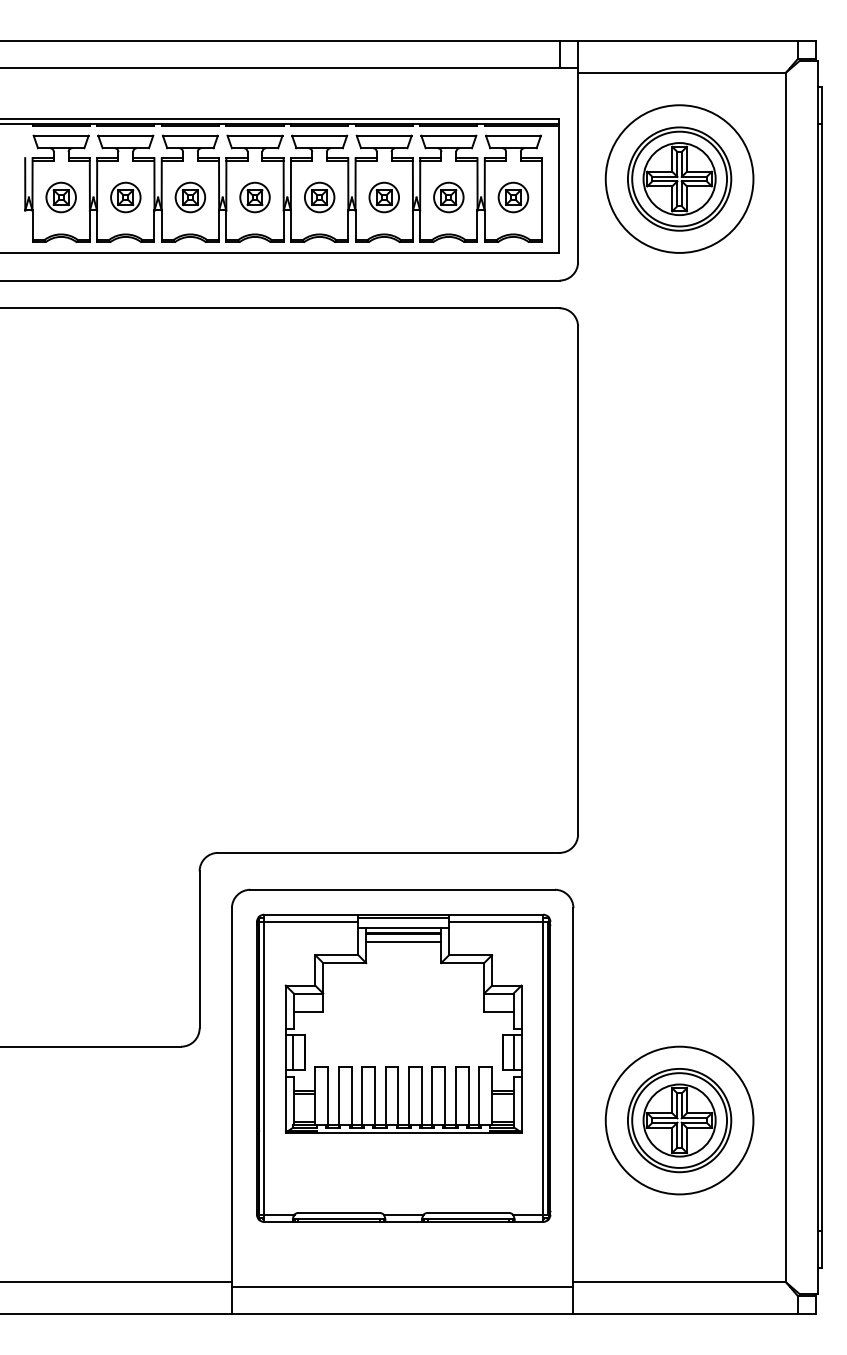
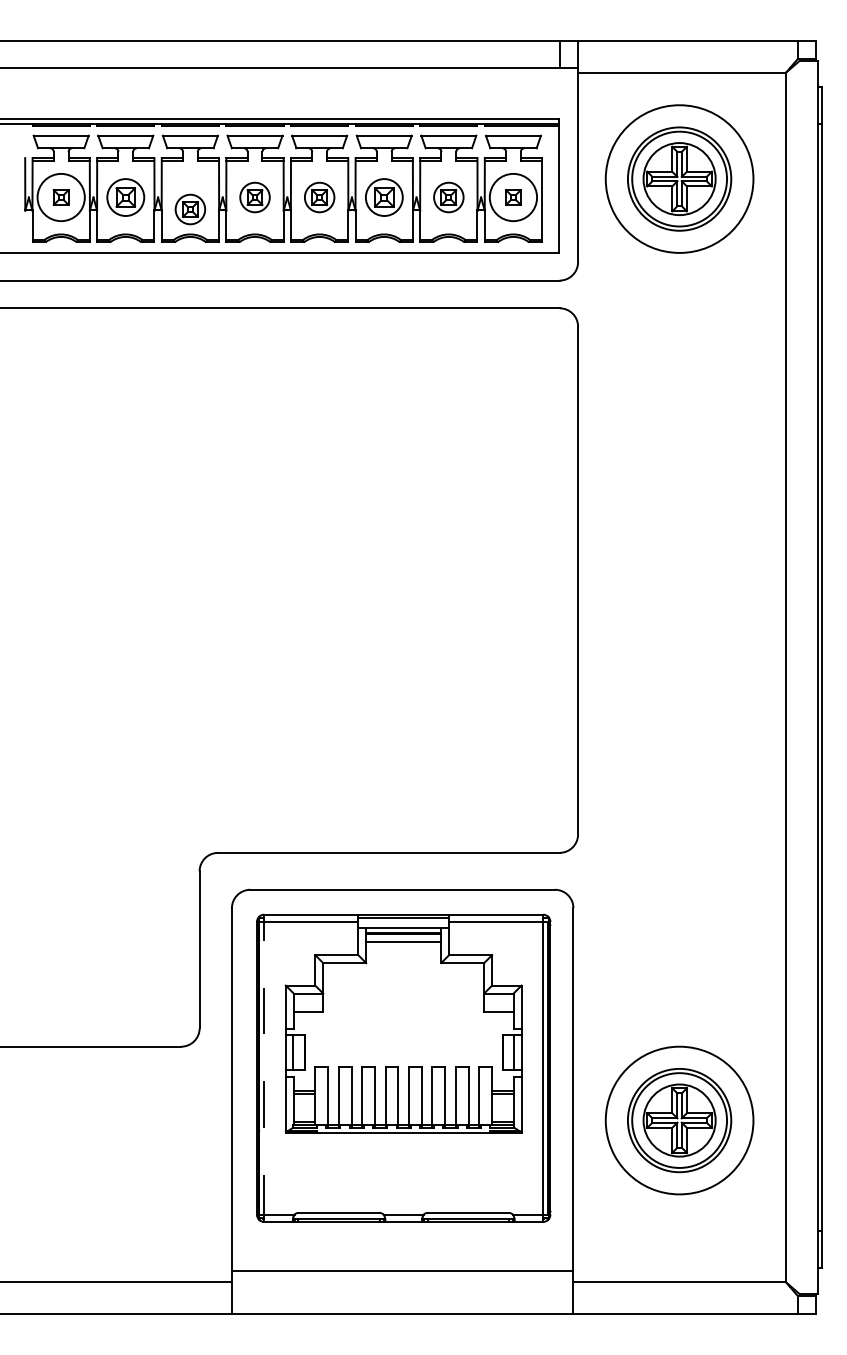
circle diameter: 30 px -> 47 px (60, 197)
part size: 32x33 px -> 40x39 px (125, 197)
part position: (190, 197) -> (190, 209) (190, 209)
part size: 32x33 px -> 39x39 px (384, 197)
circle diameter: 30 px -> 47 px (513, 197)
line: solid -> dashed (264, 1068)
line position: (402, 1286) -> (402, 1270) (402, 1270)
